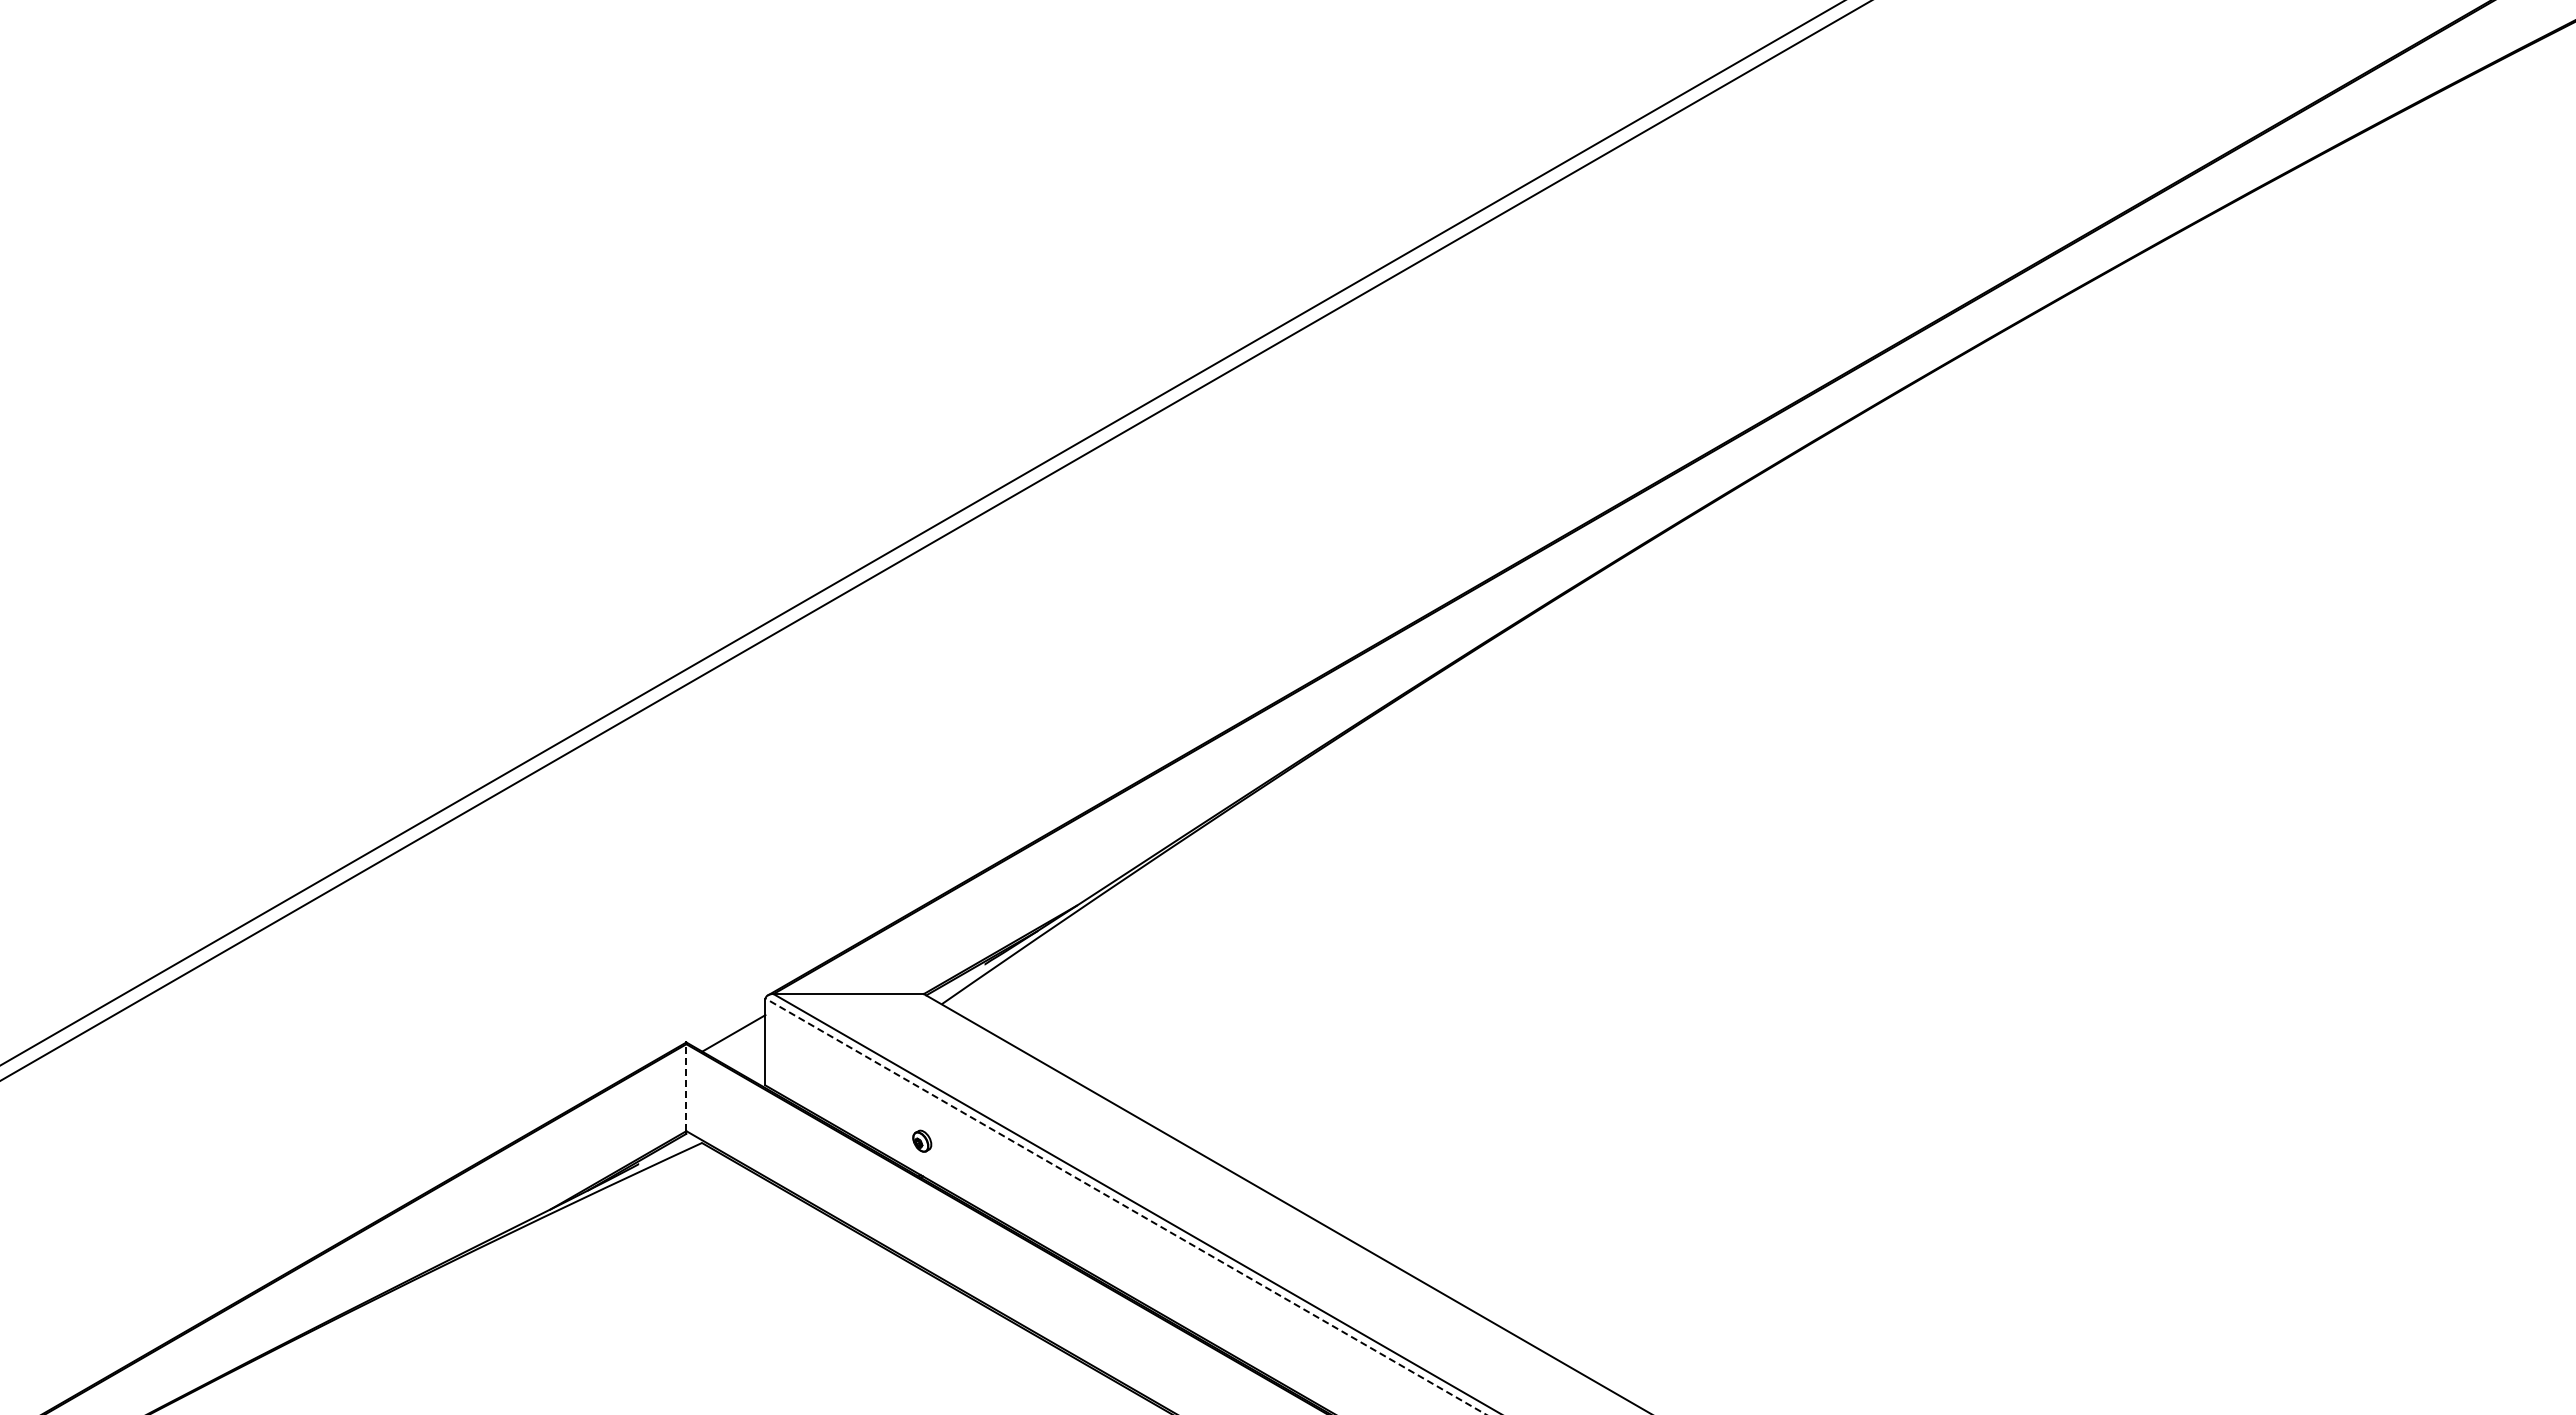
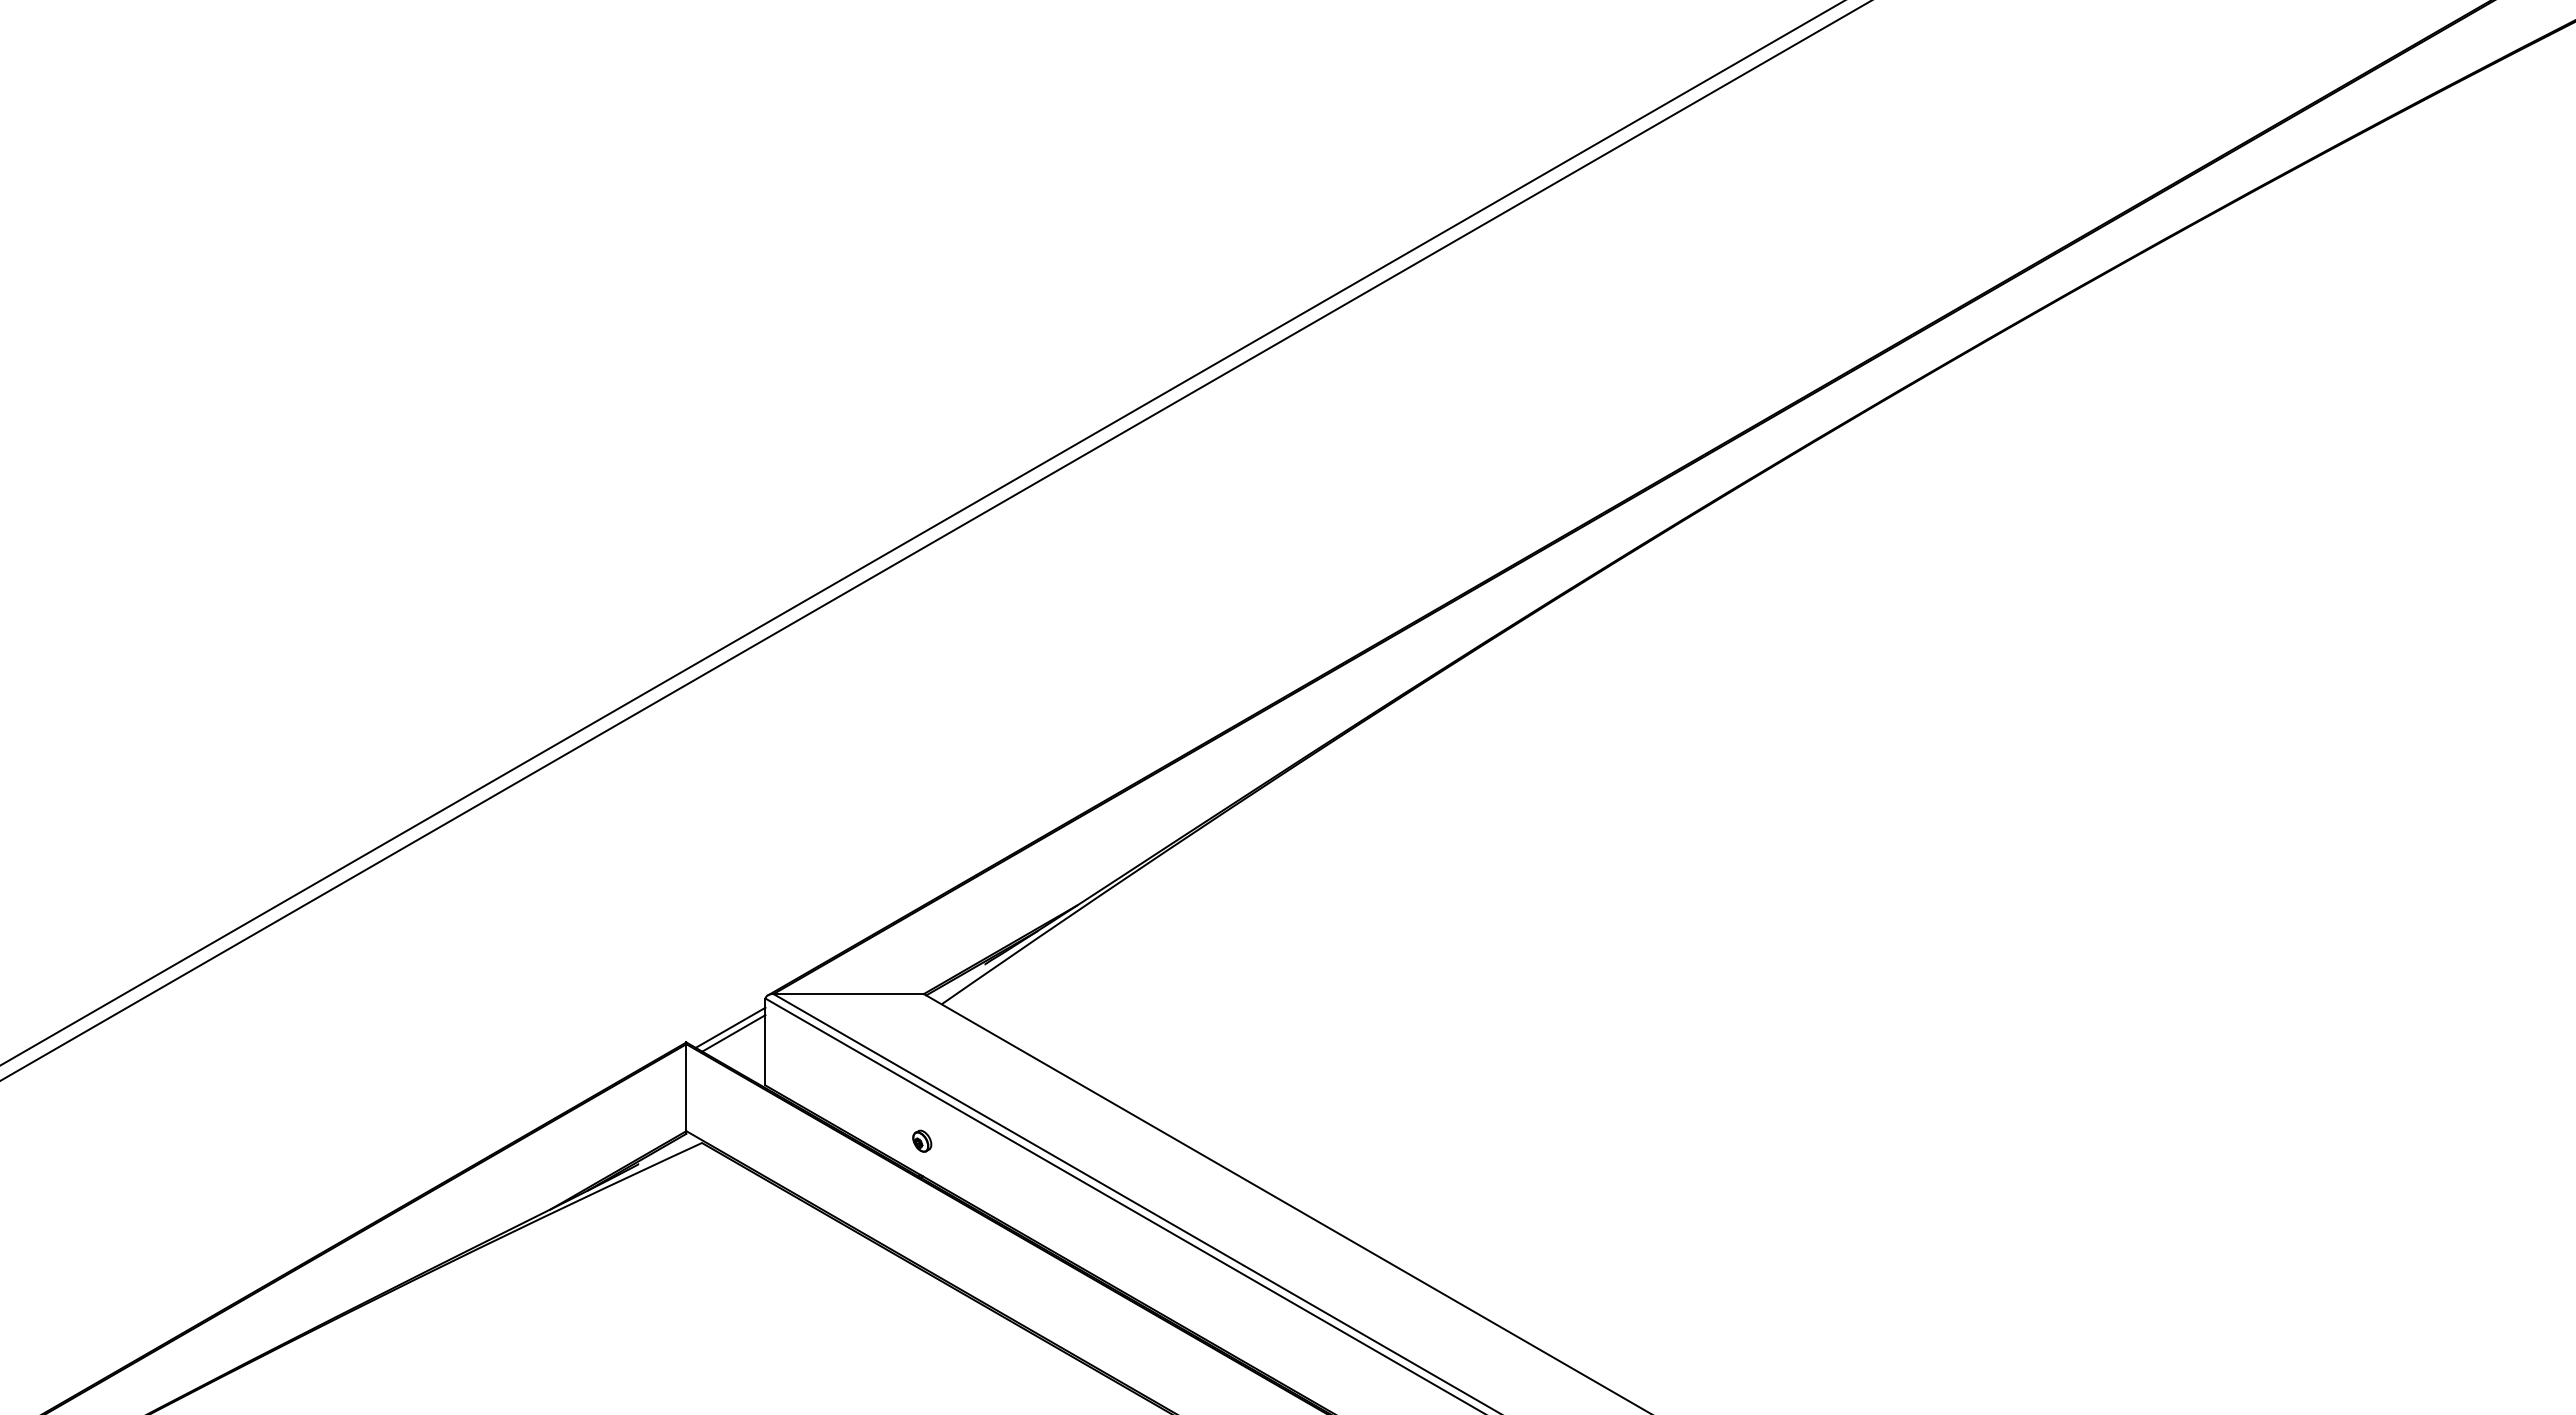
line: none -> present (730, 1027)
line: dashed -> solid (686, 1087)
line: dashed -> solid (1125, 1206)
